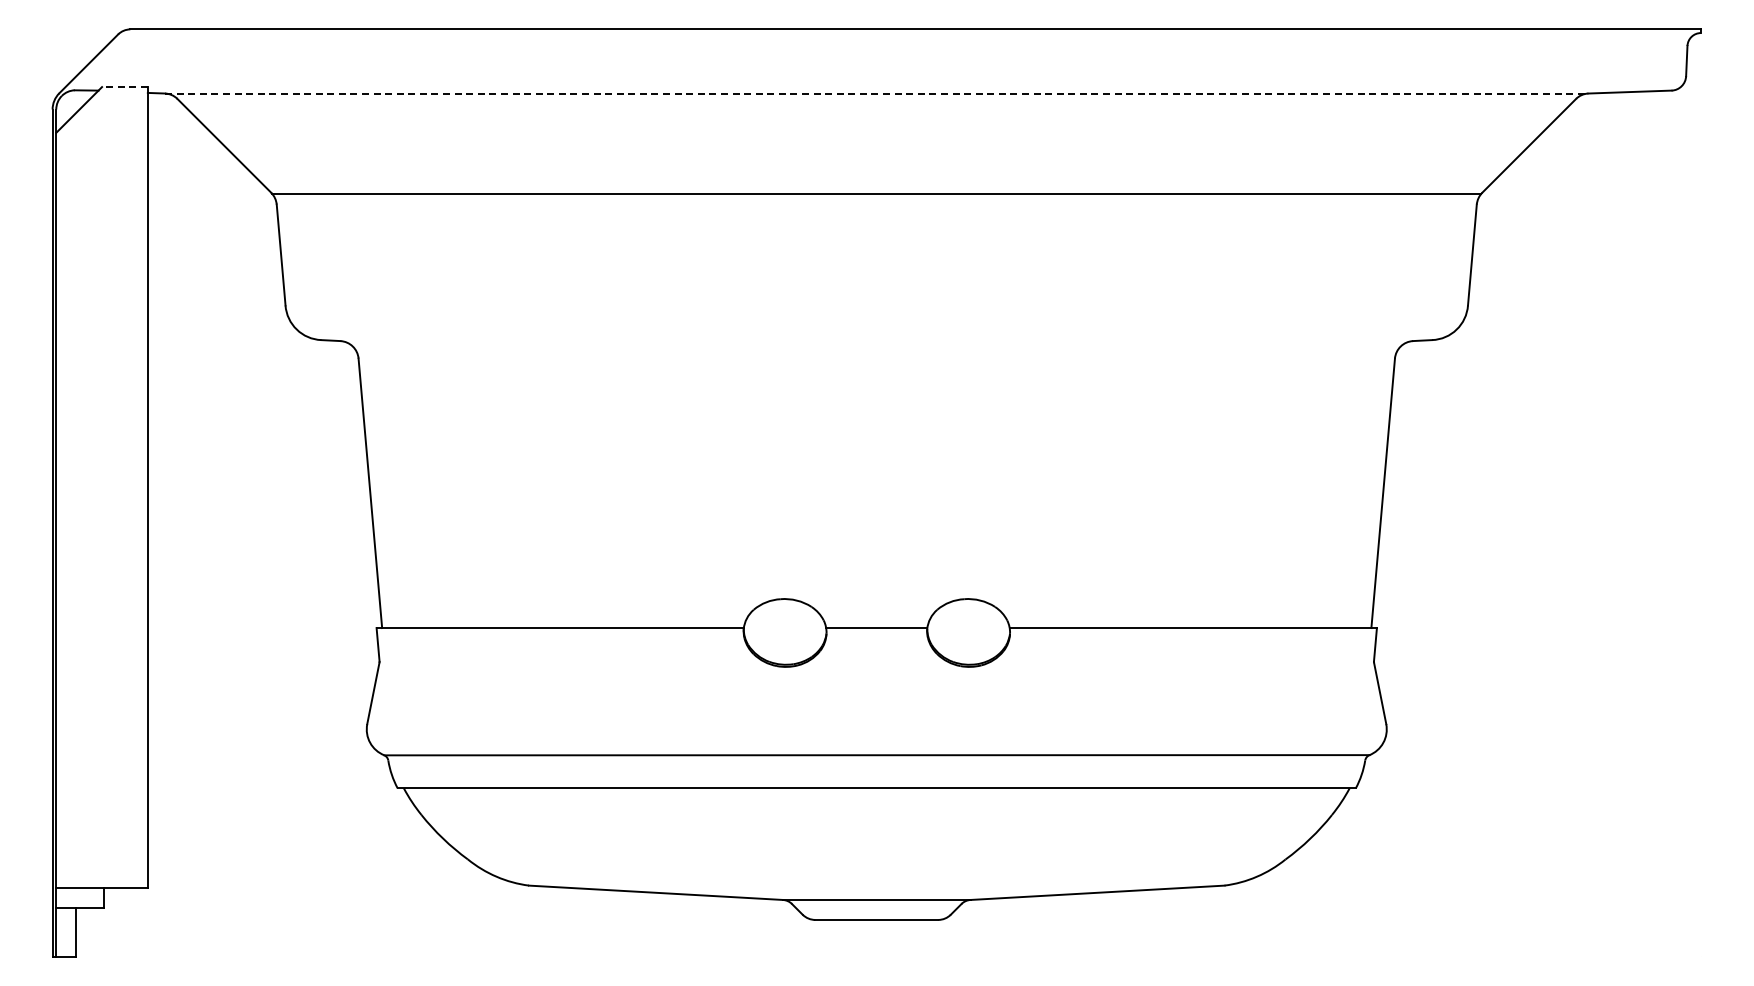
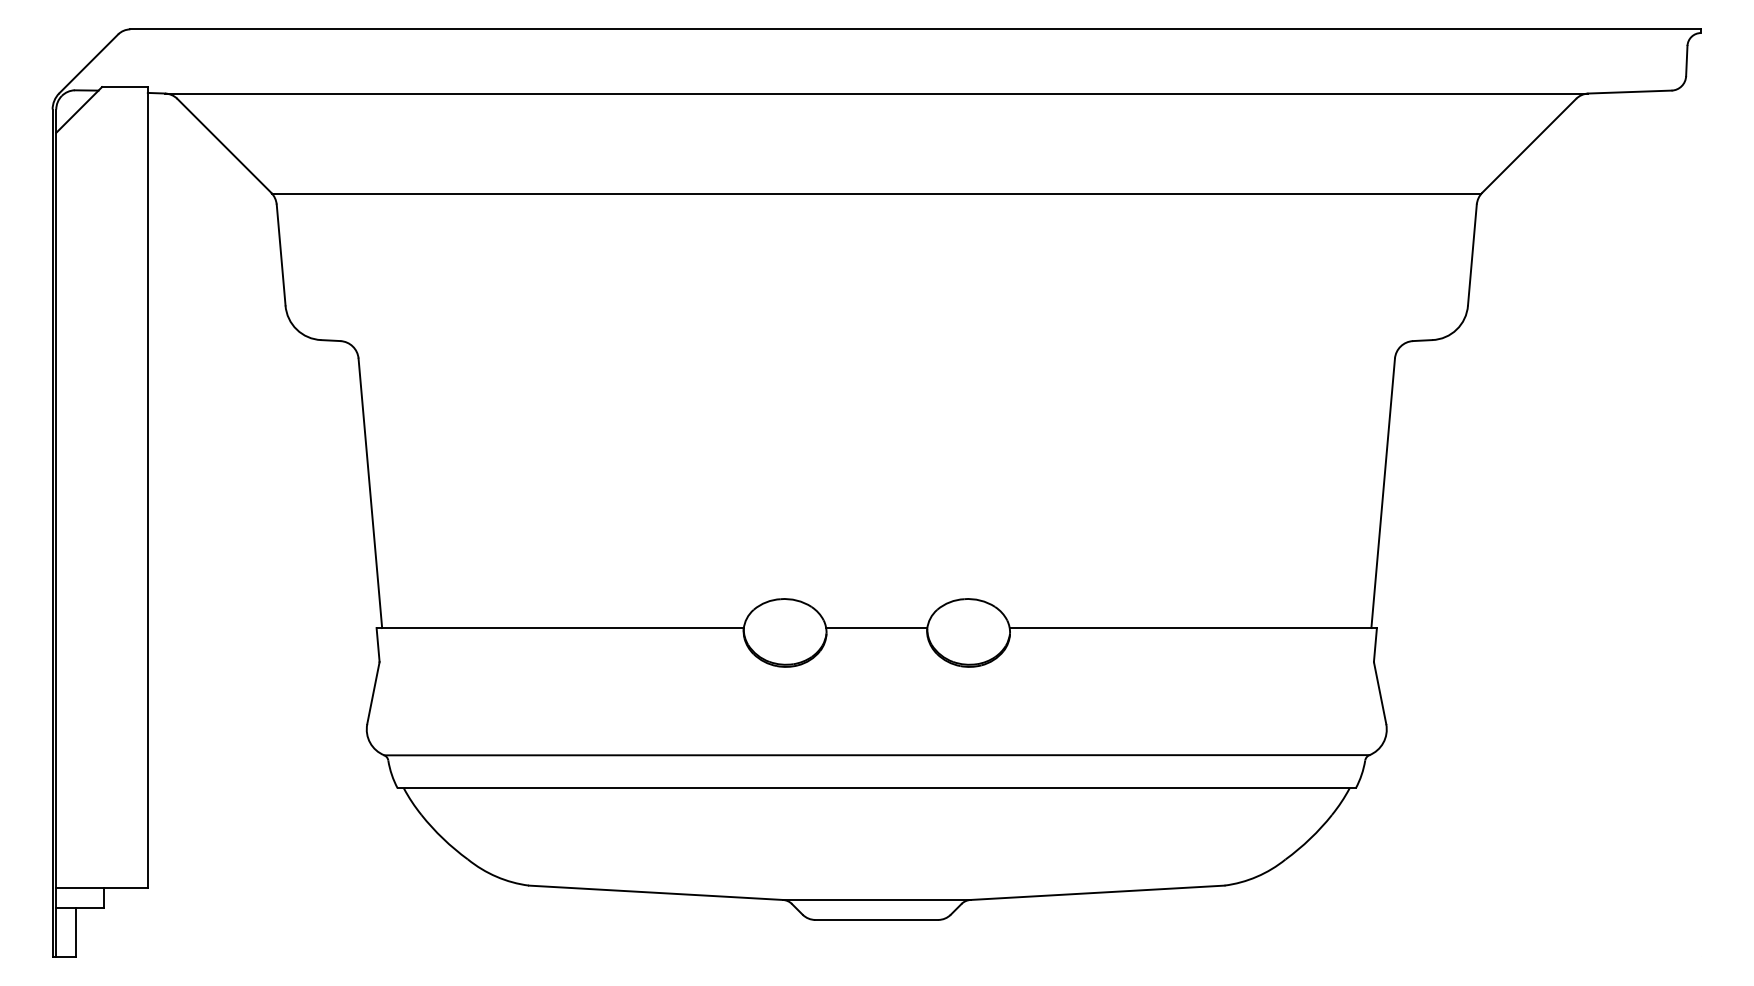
line: dashed -> solid (124, 87)
line: dashed -> solid (876, 93)
